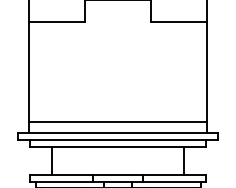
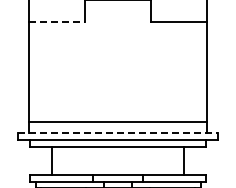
line: solid -> dashed (57, 22)
line: solid -> dashed (118, 133)
